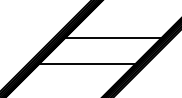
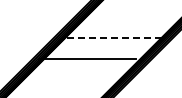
line: solid -> dashed (113, 37)
line position: (87, 64) -> (87, 59) (87, 59)
